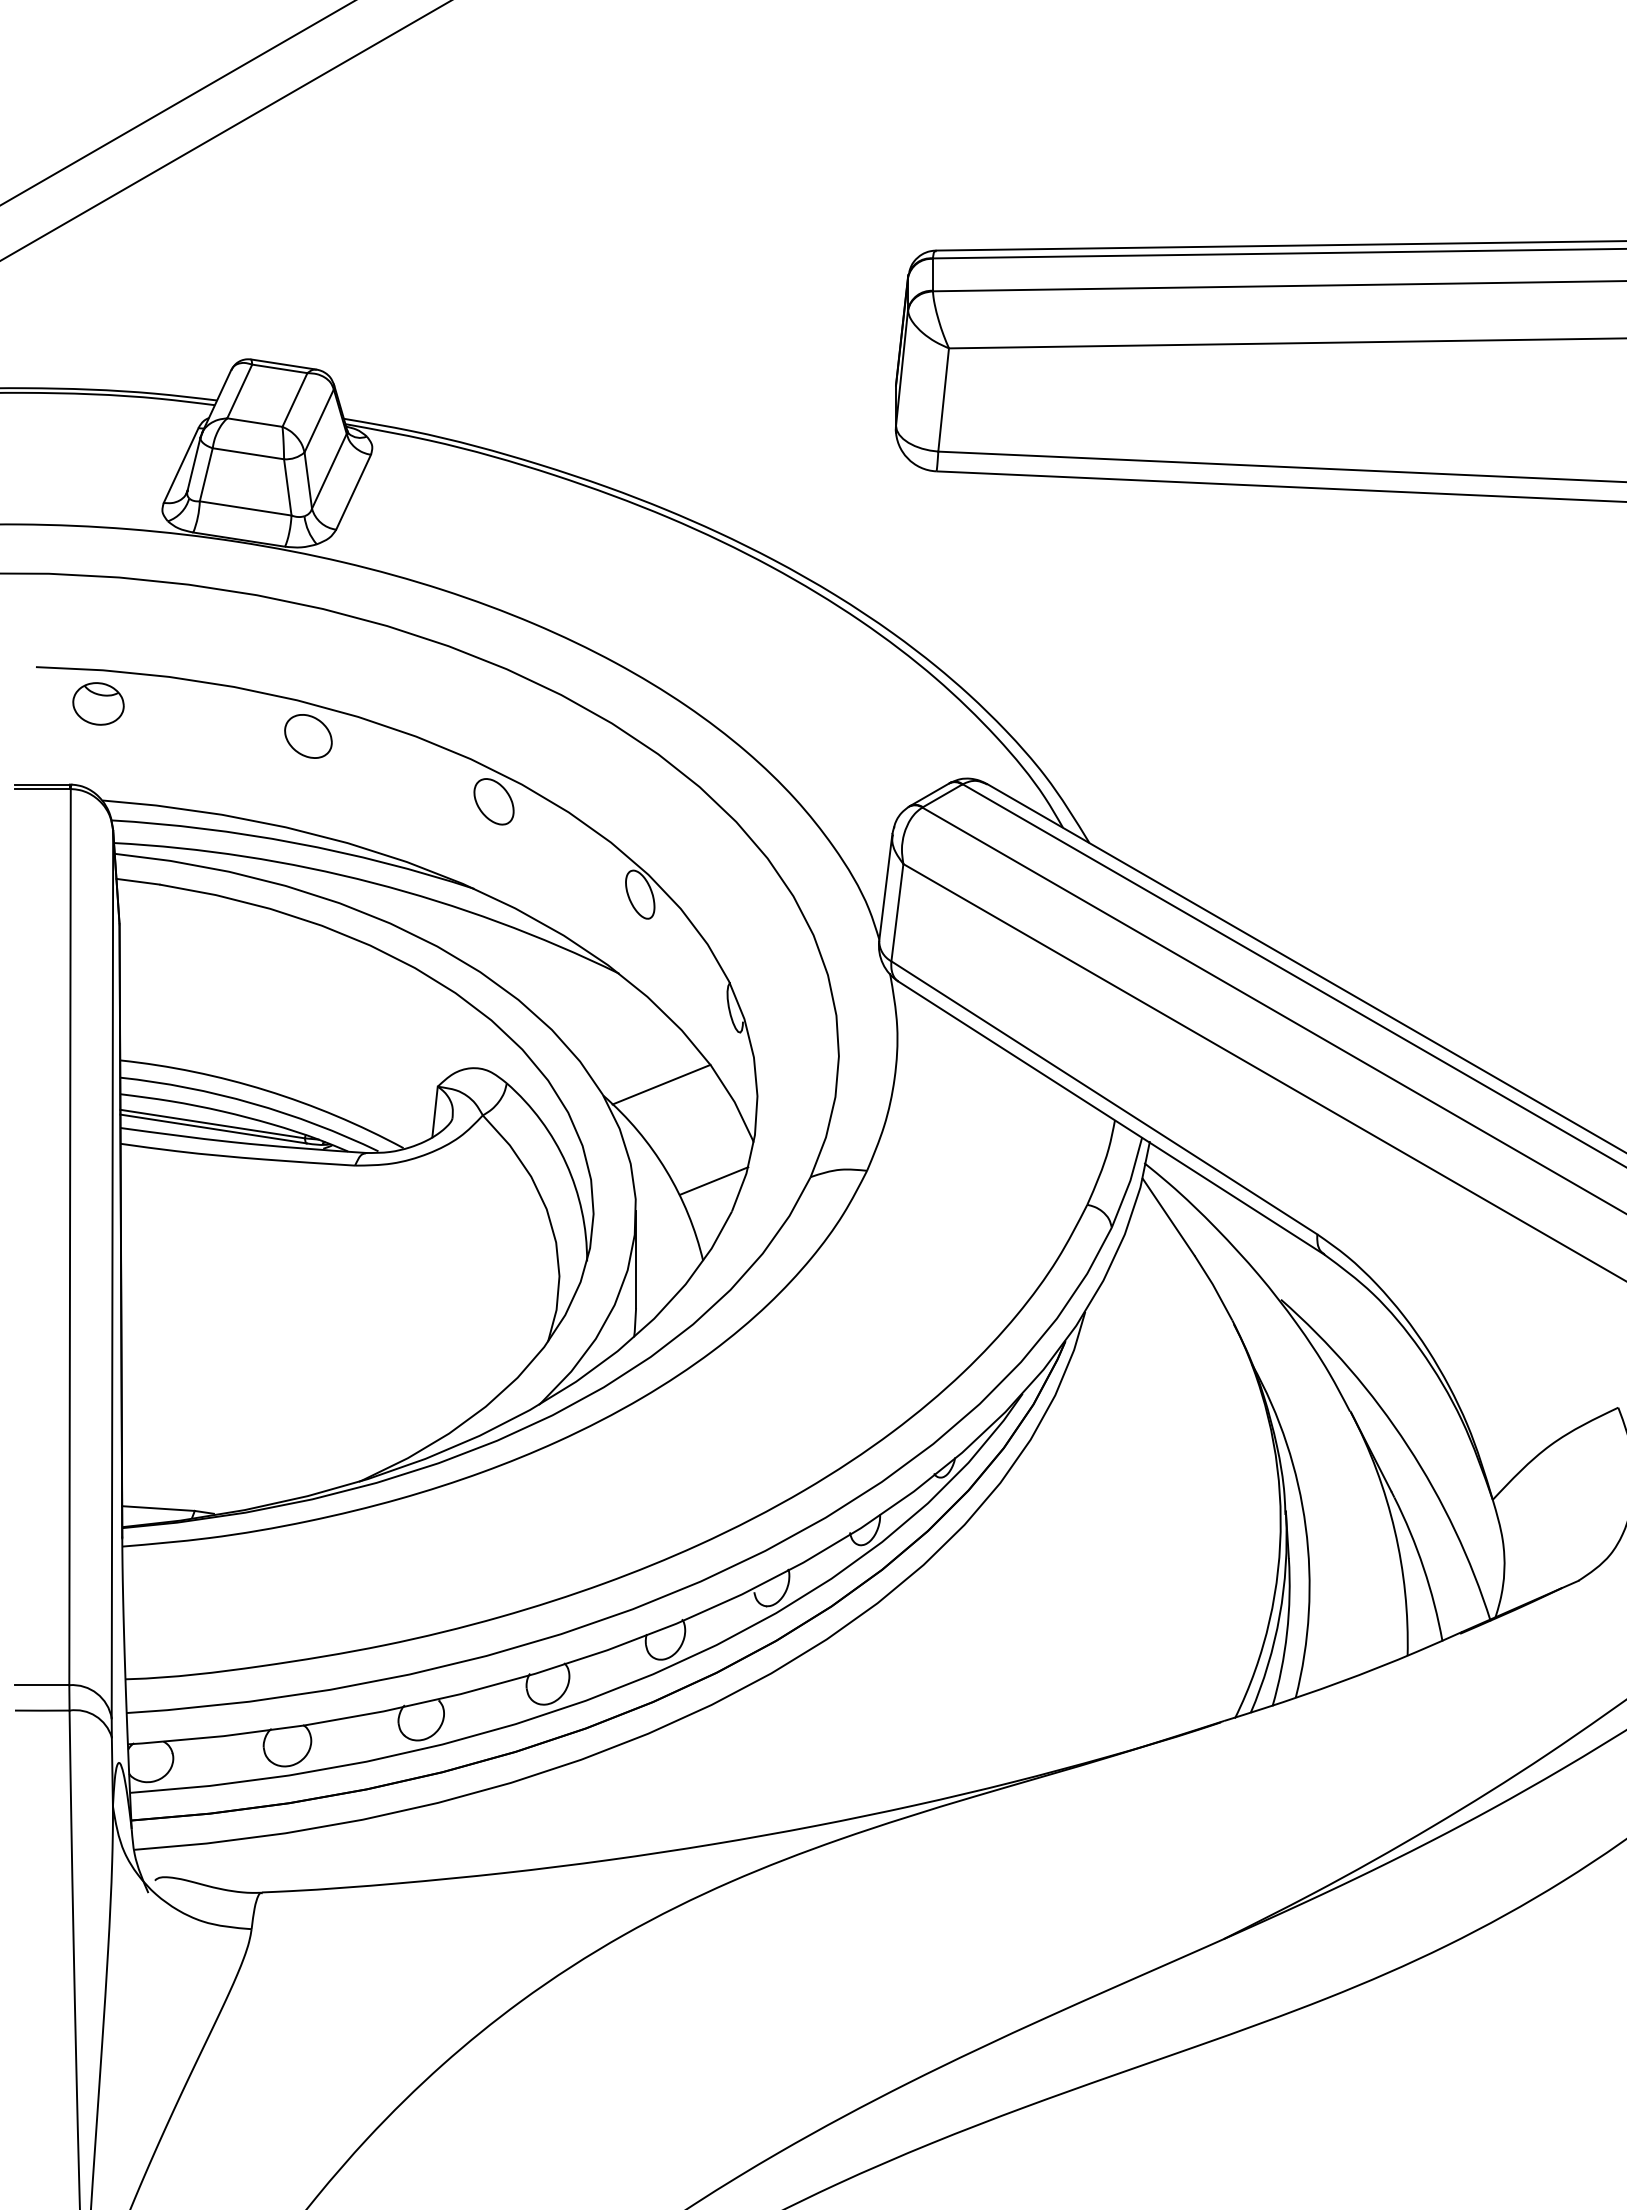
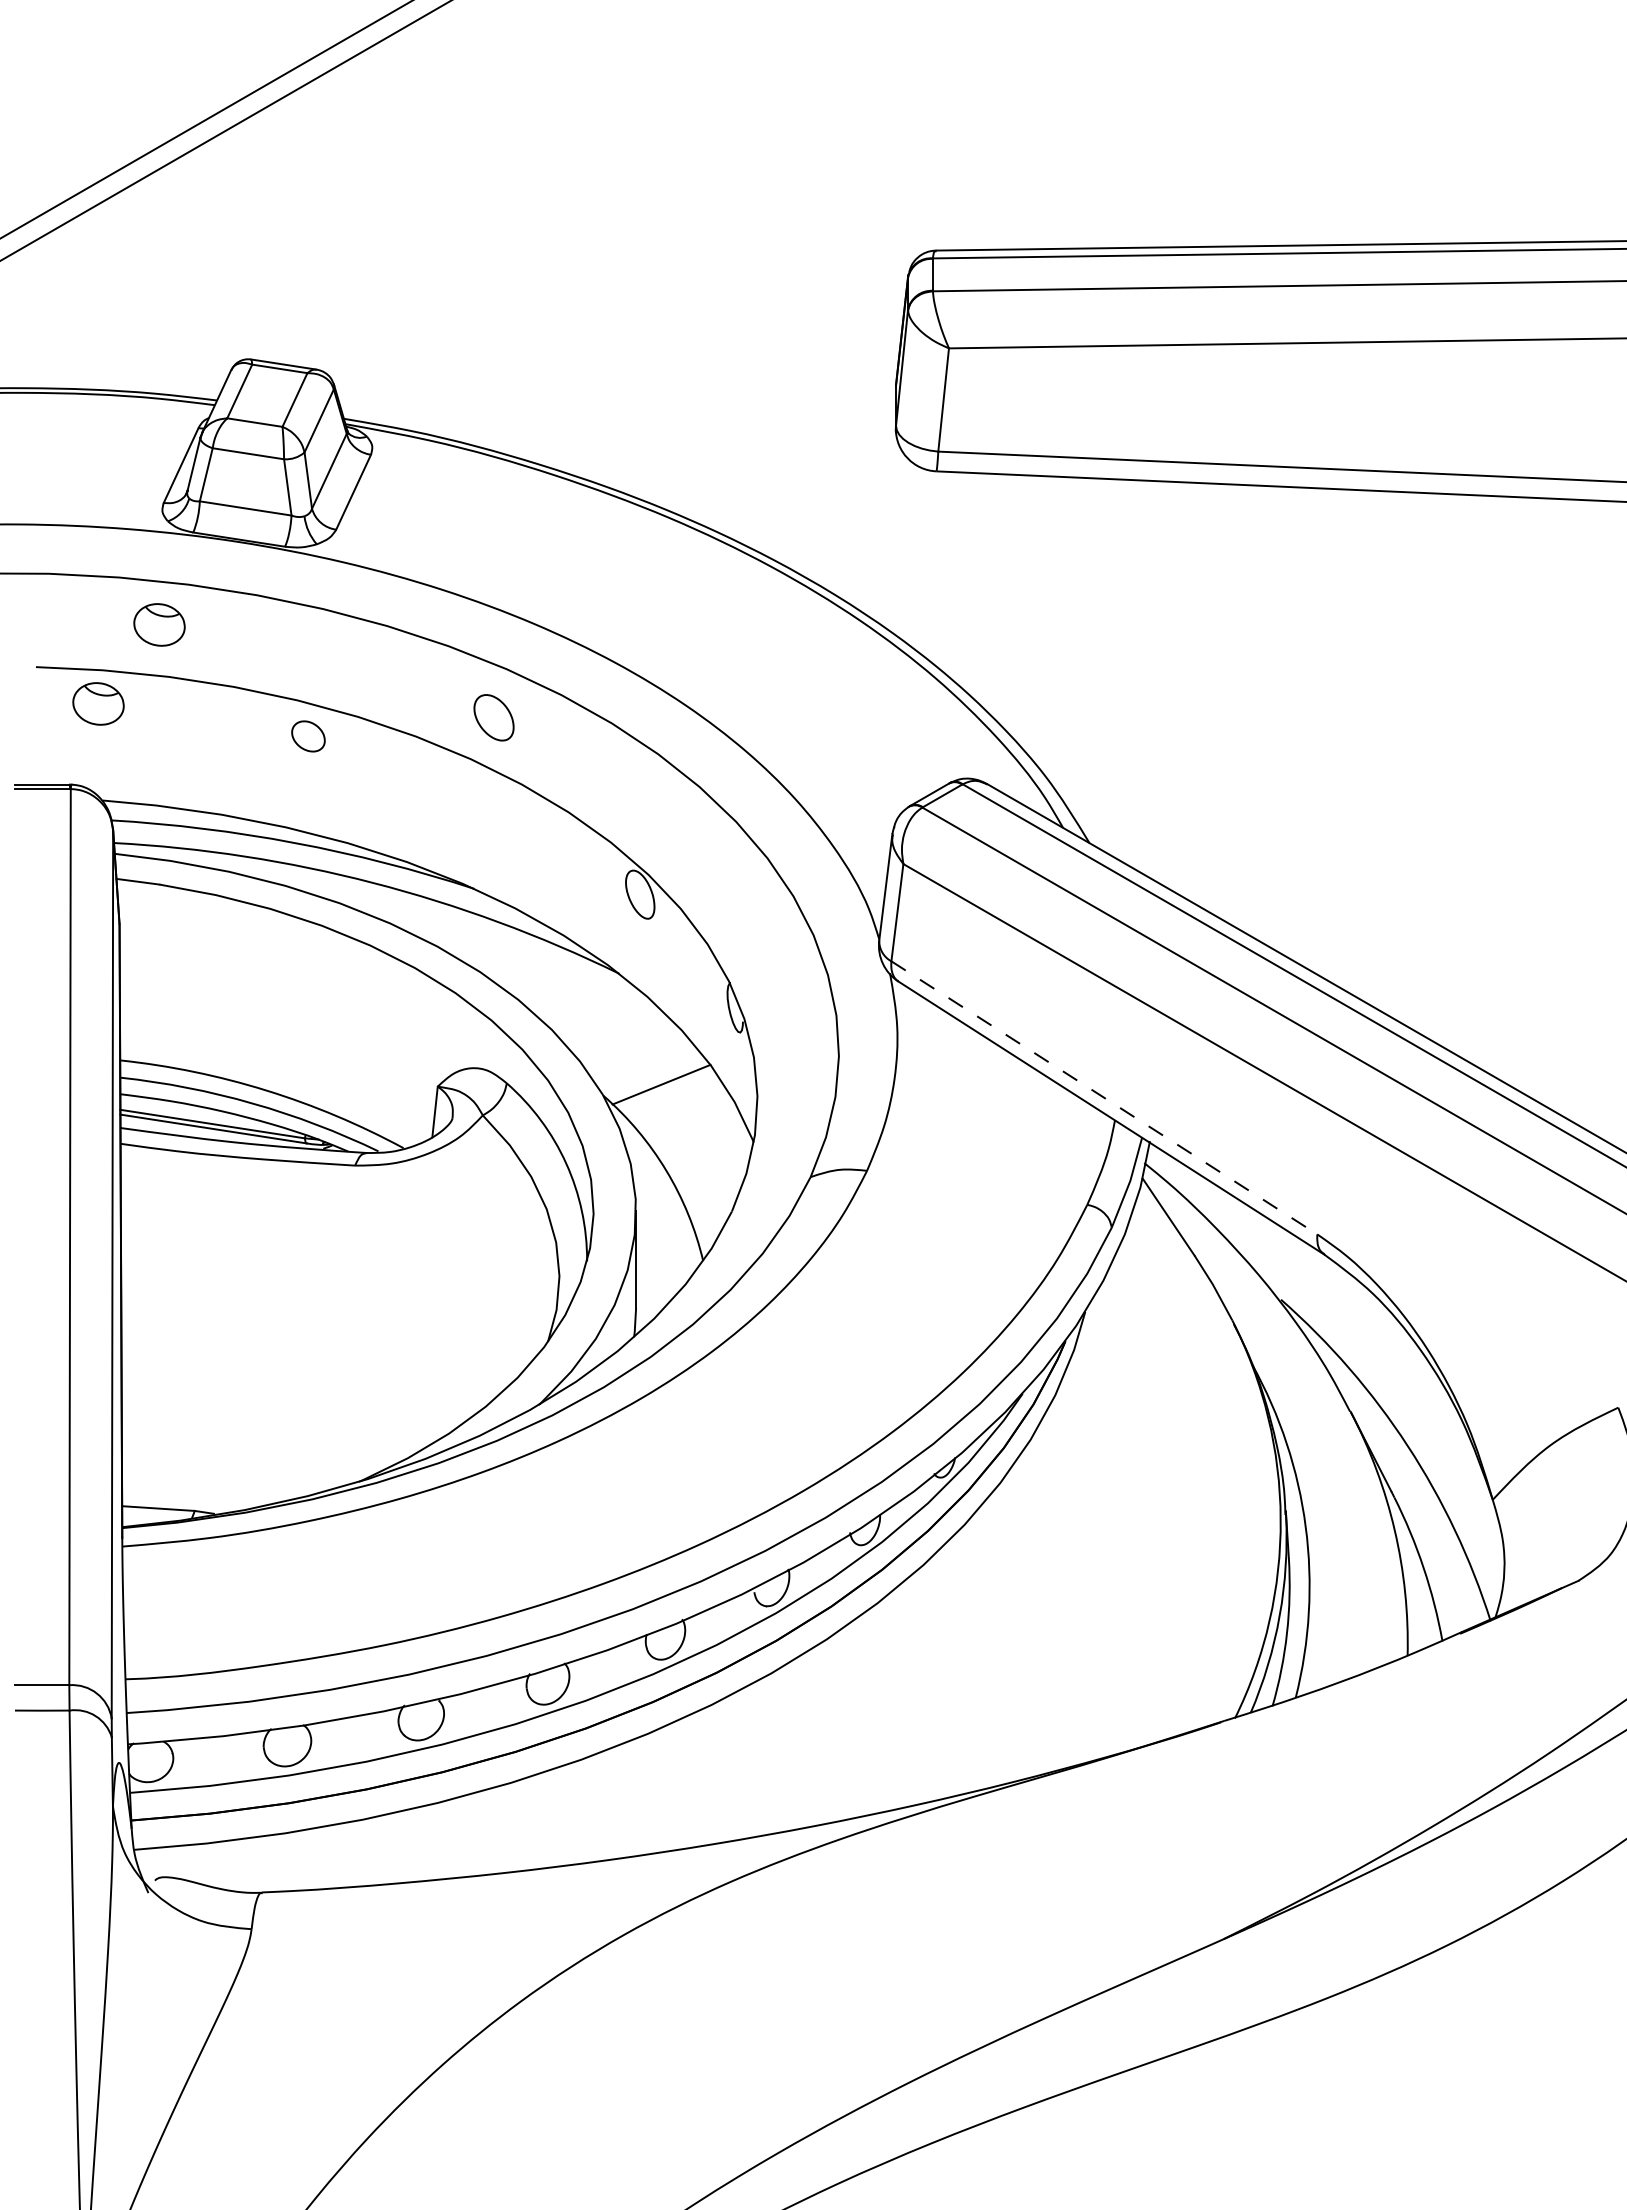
line position: (177, 103) -> (205, 119) (205, 119)
part: none -> present (159, 624)
part size: 49x45 px -> 35x33 px (308, 736)
part position: (493, 801) -> (493, 717) (493, 717)
line: solid -> dashed (1104, 1097)
line: present -> none (713, 1180)
